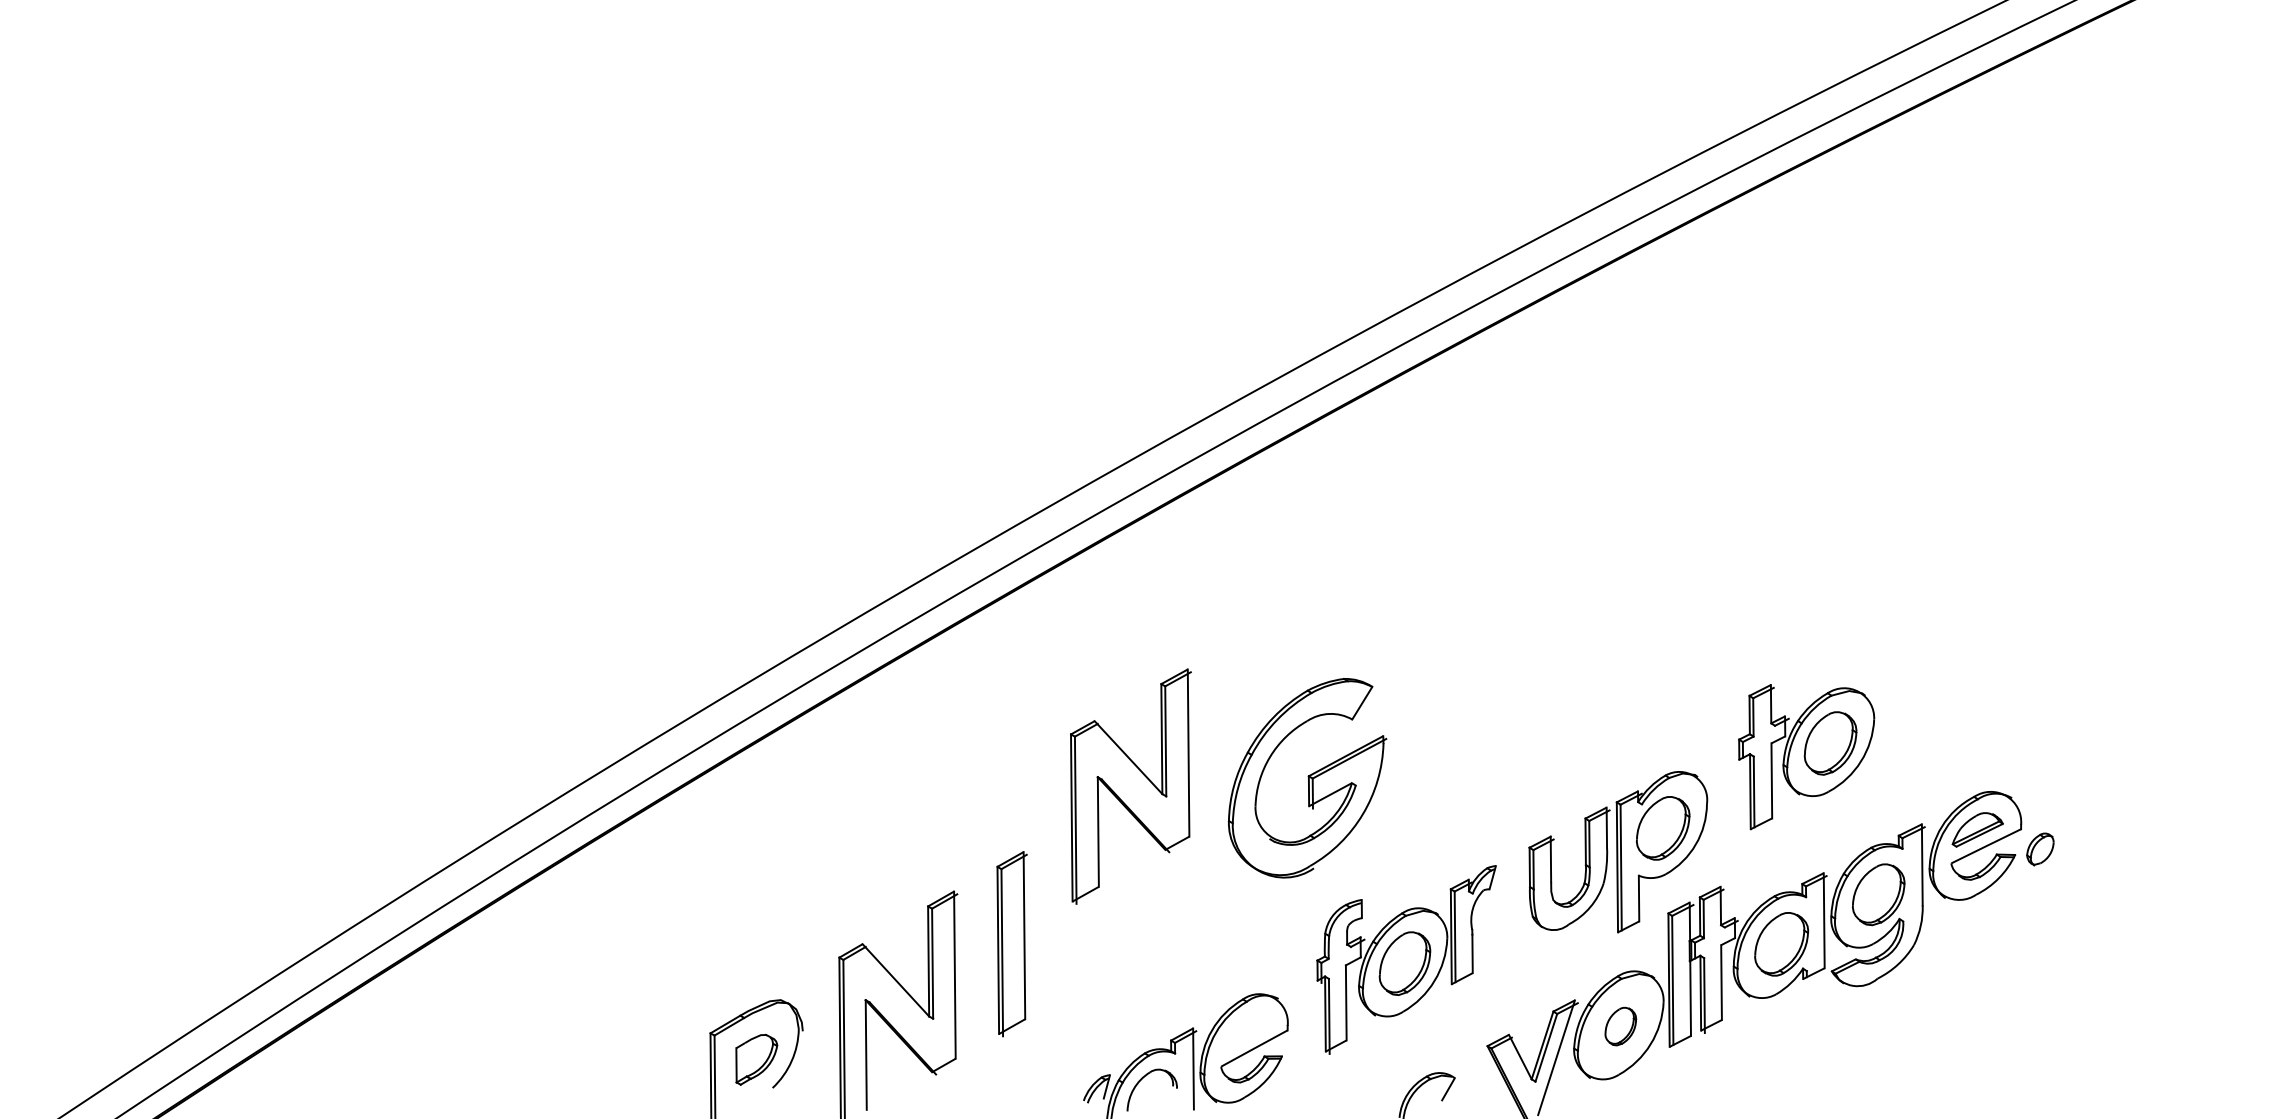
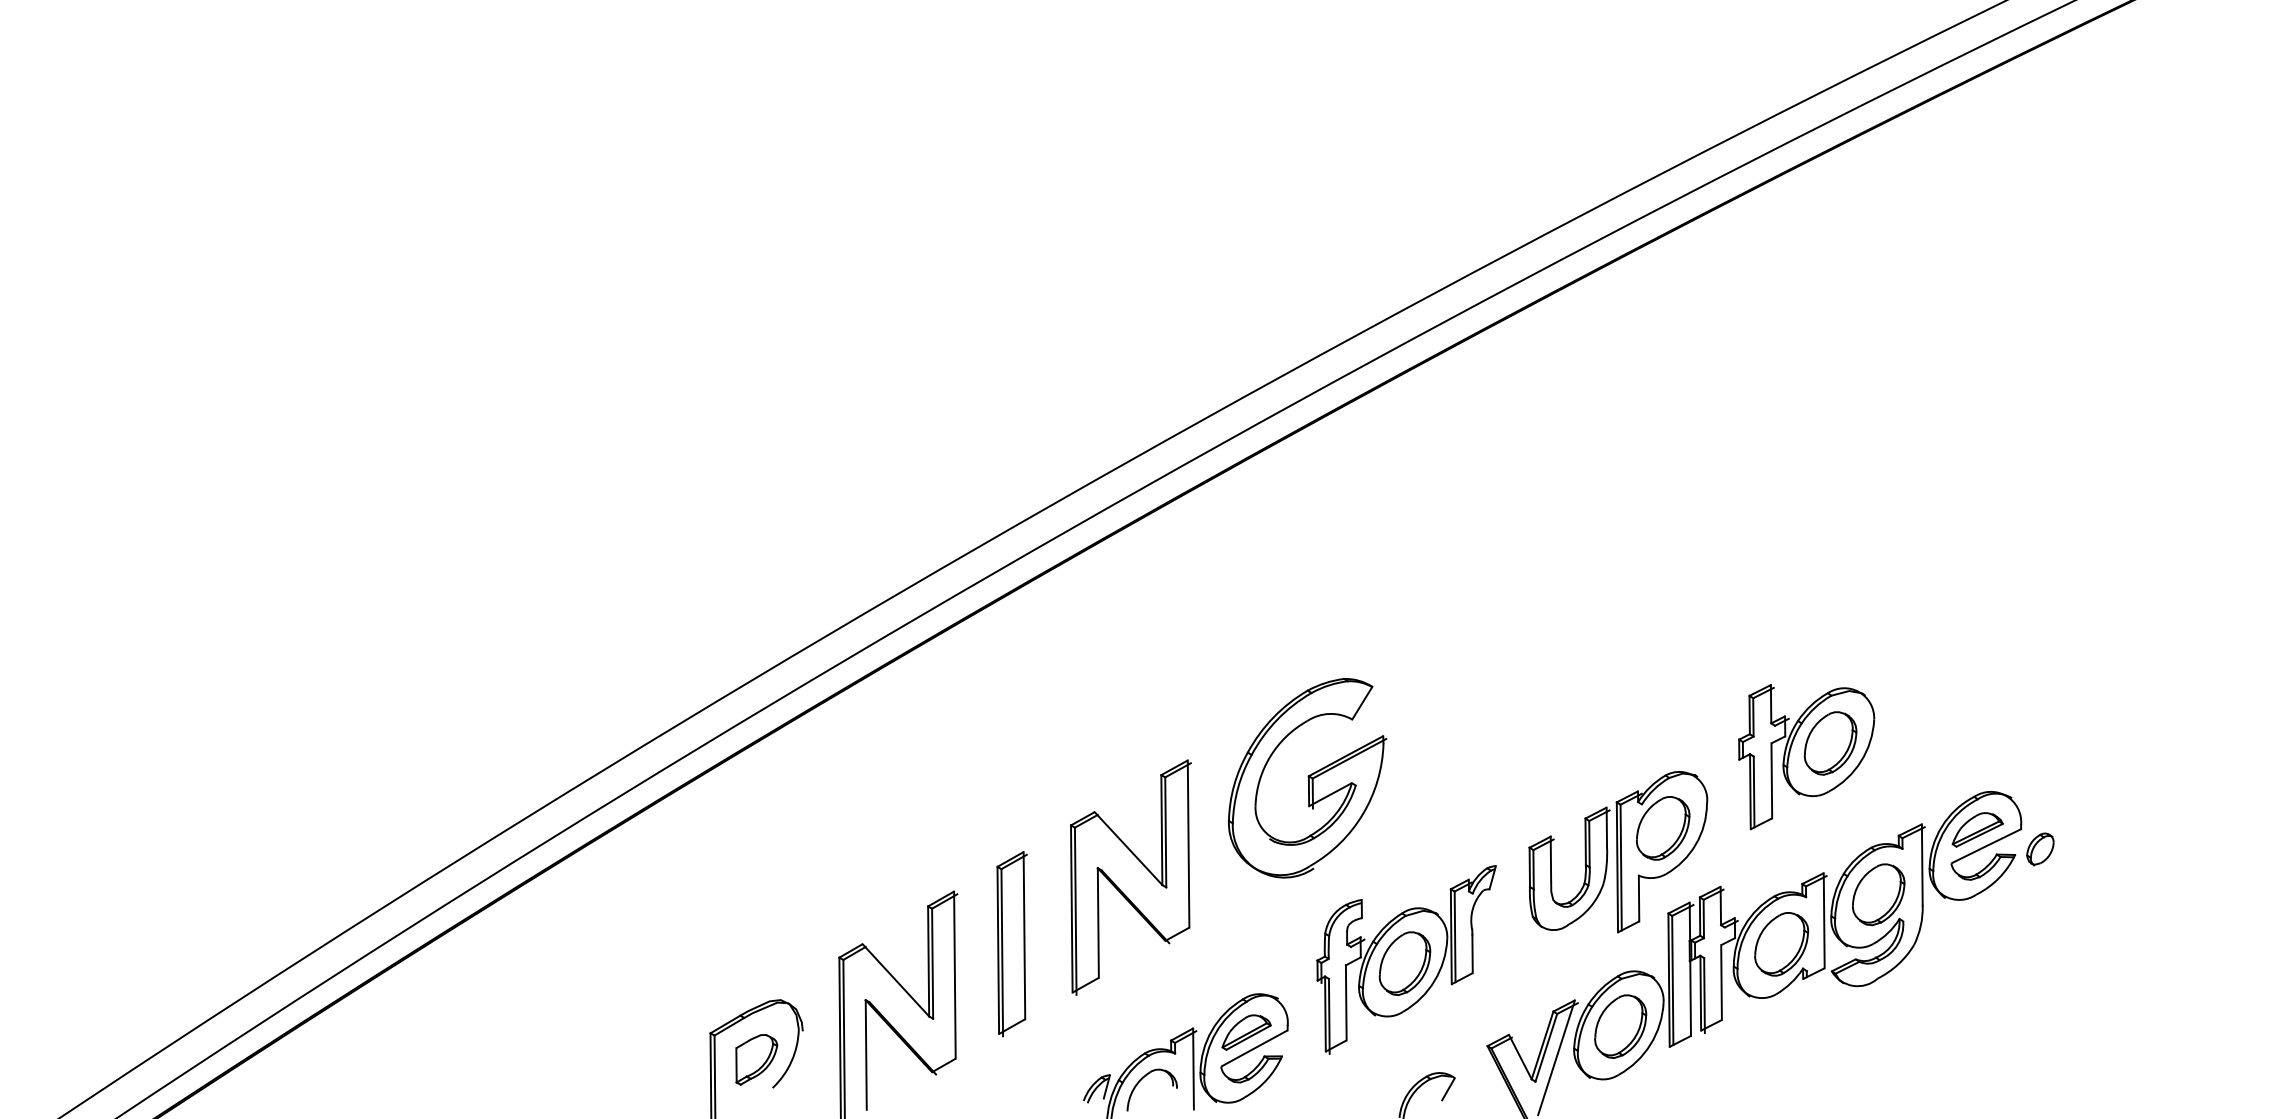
part position: (1130, 786) -> (1130, 877) (1130, 877)
part size: 34x41 px -> 54x65 px (1620, 1026)
part: none -> present (1246, 1032)
